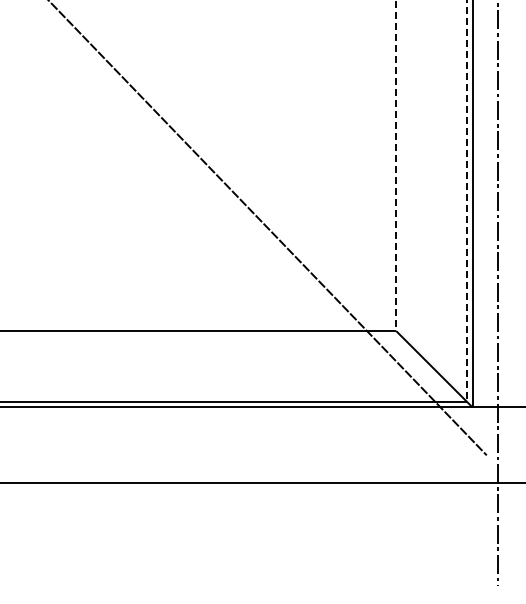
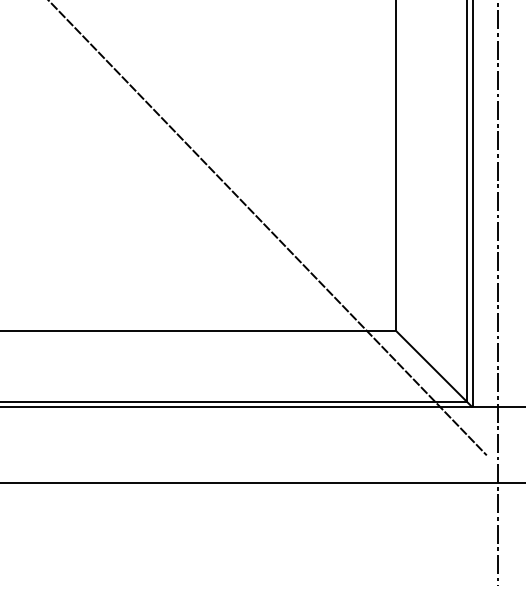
line: dashed -> solid (396, 166)
line: dashed -> solid (467, 201)
